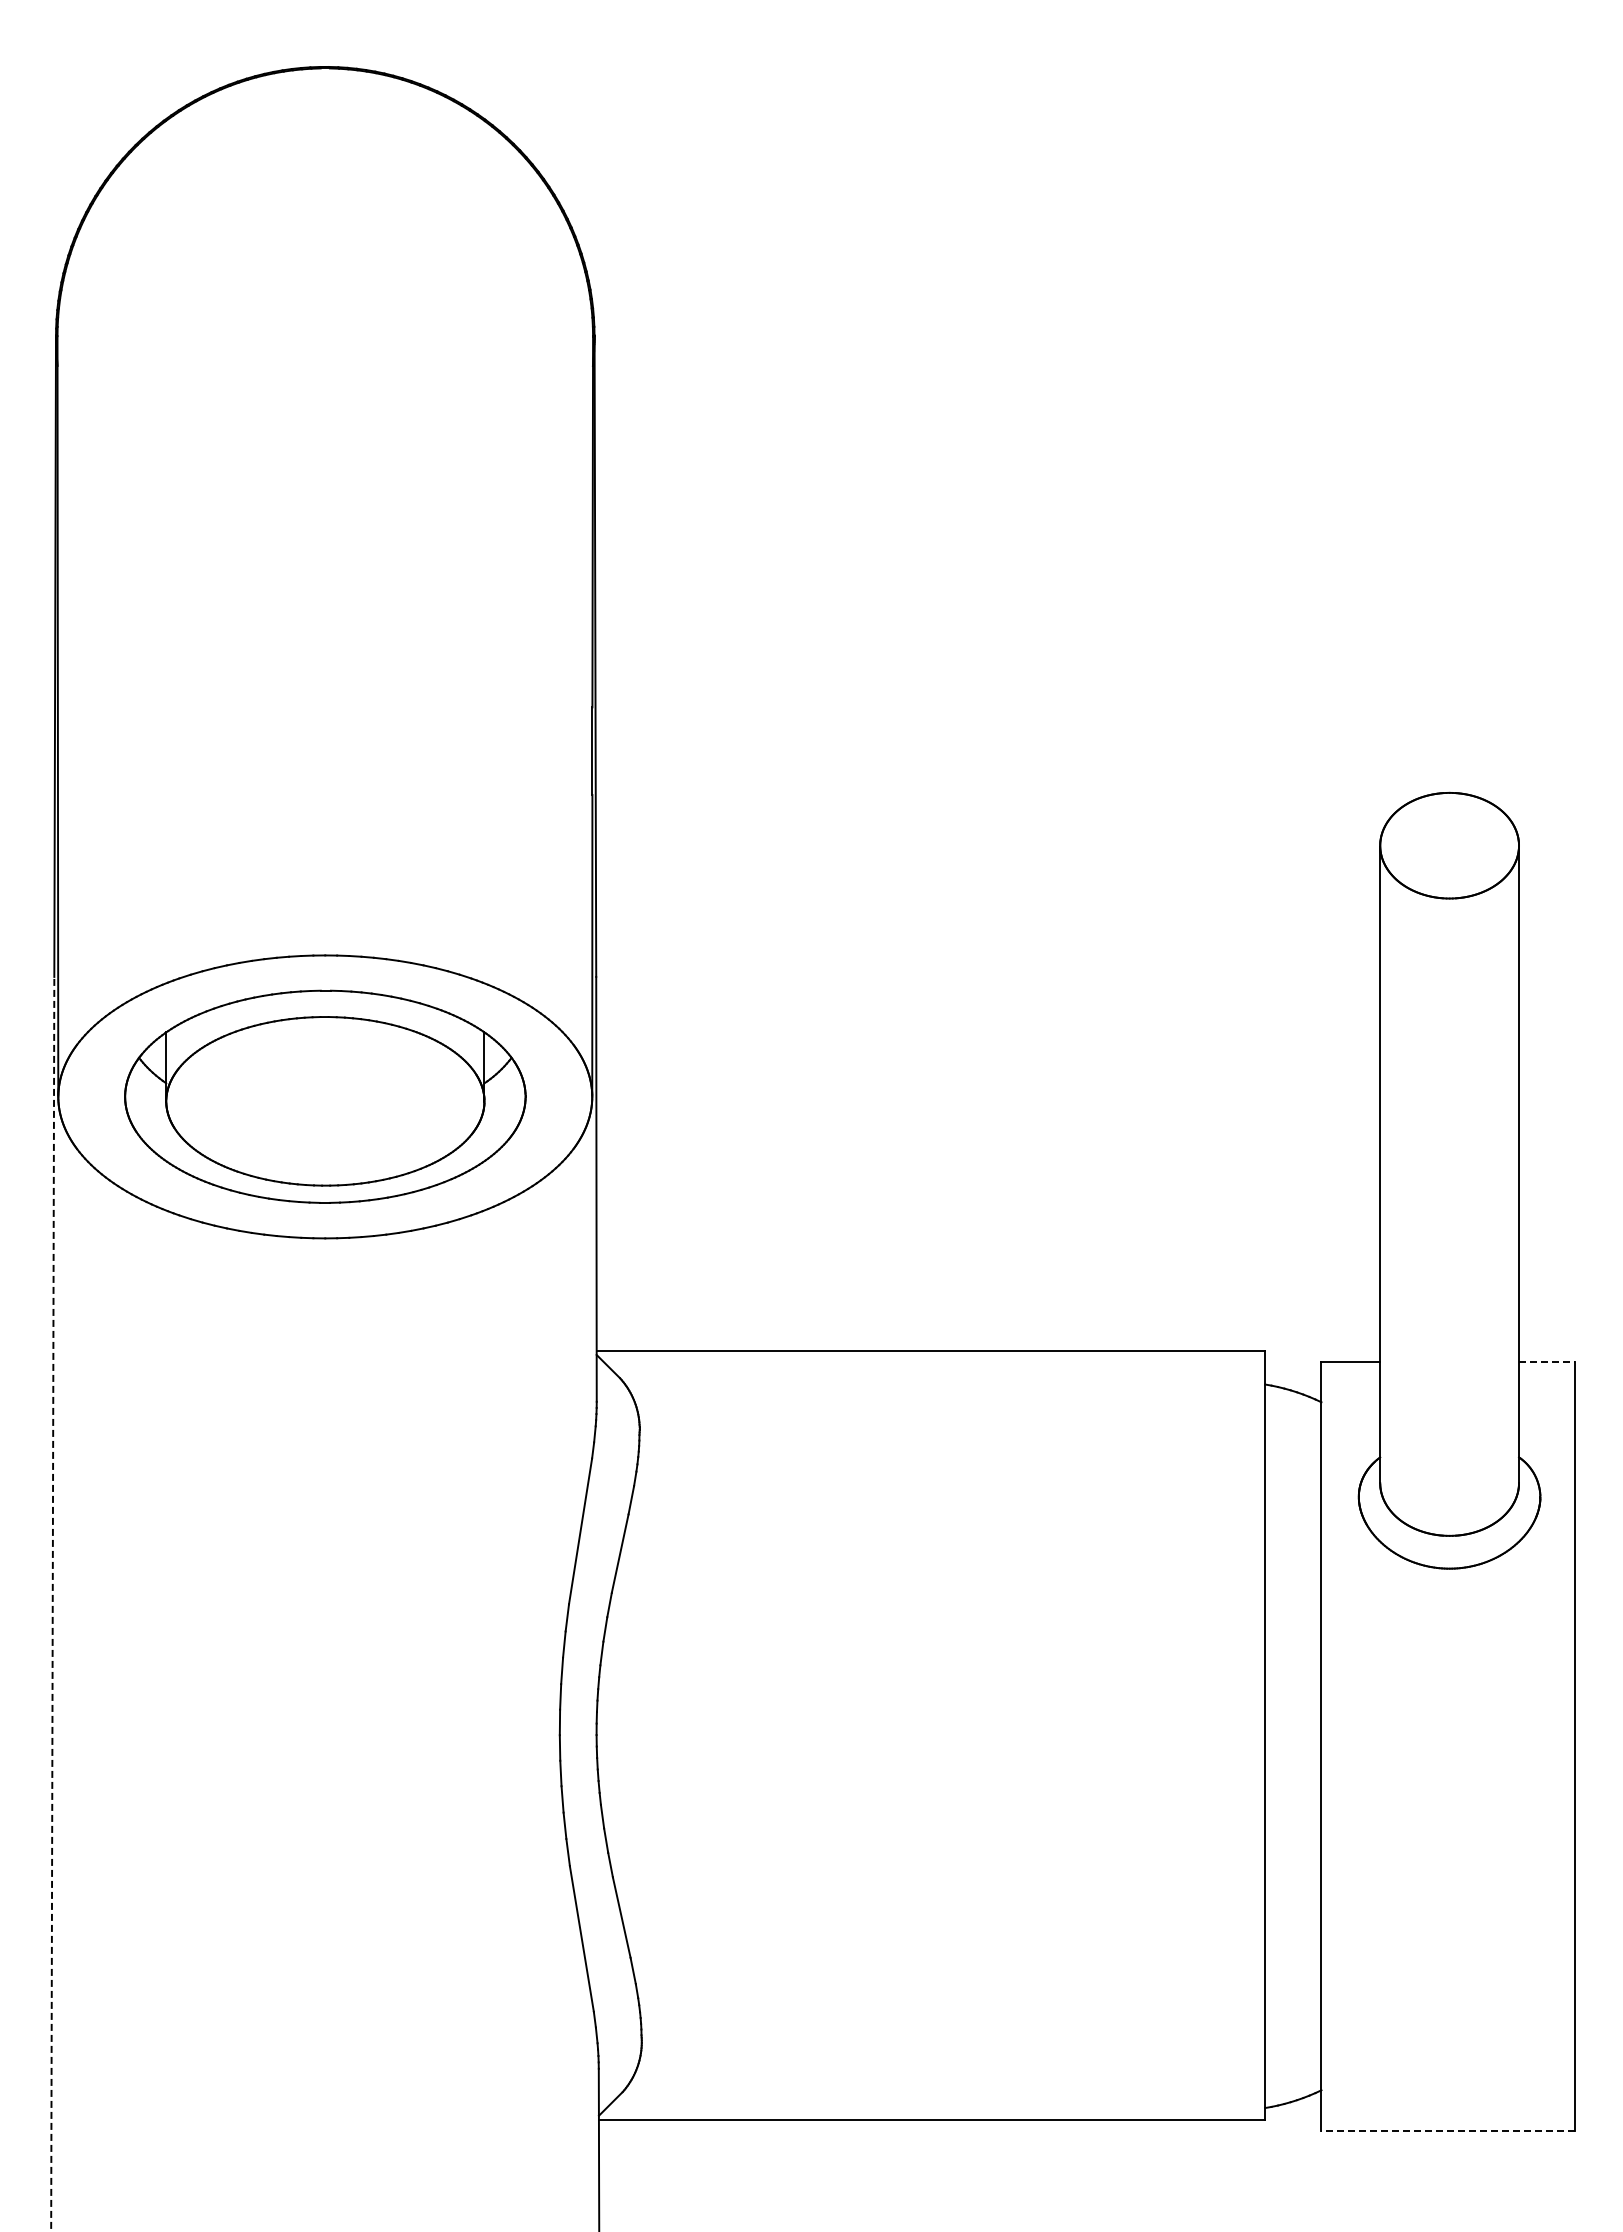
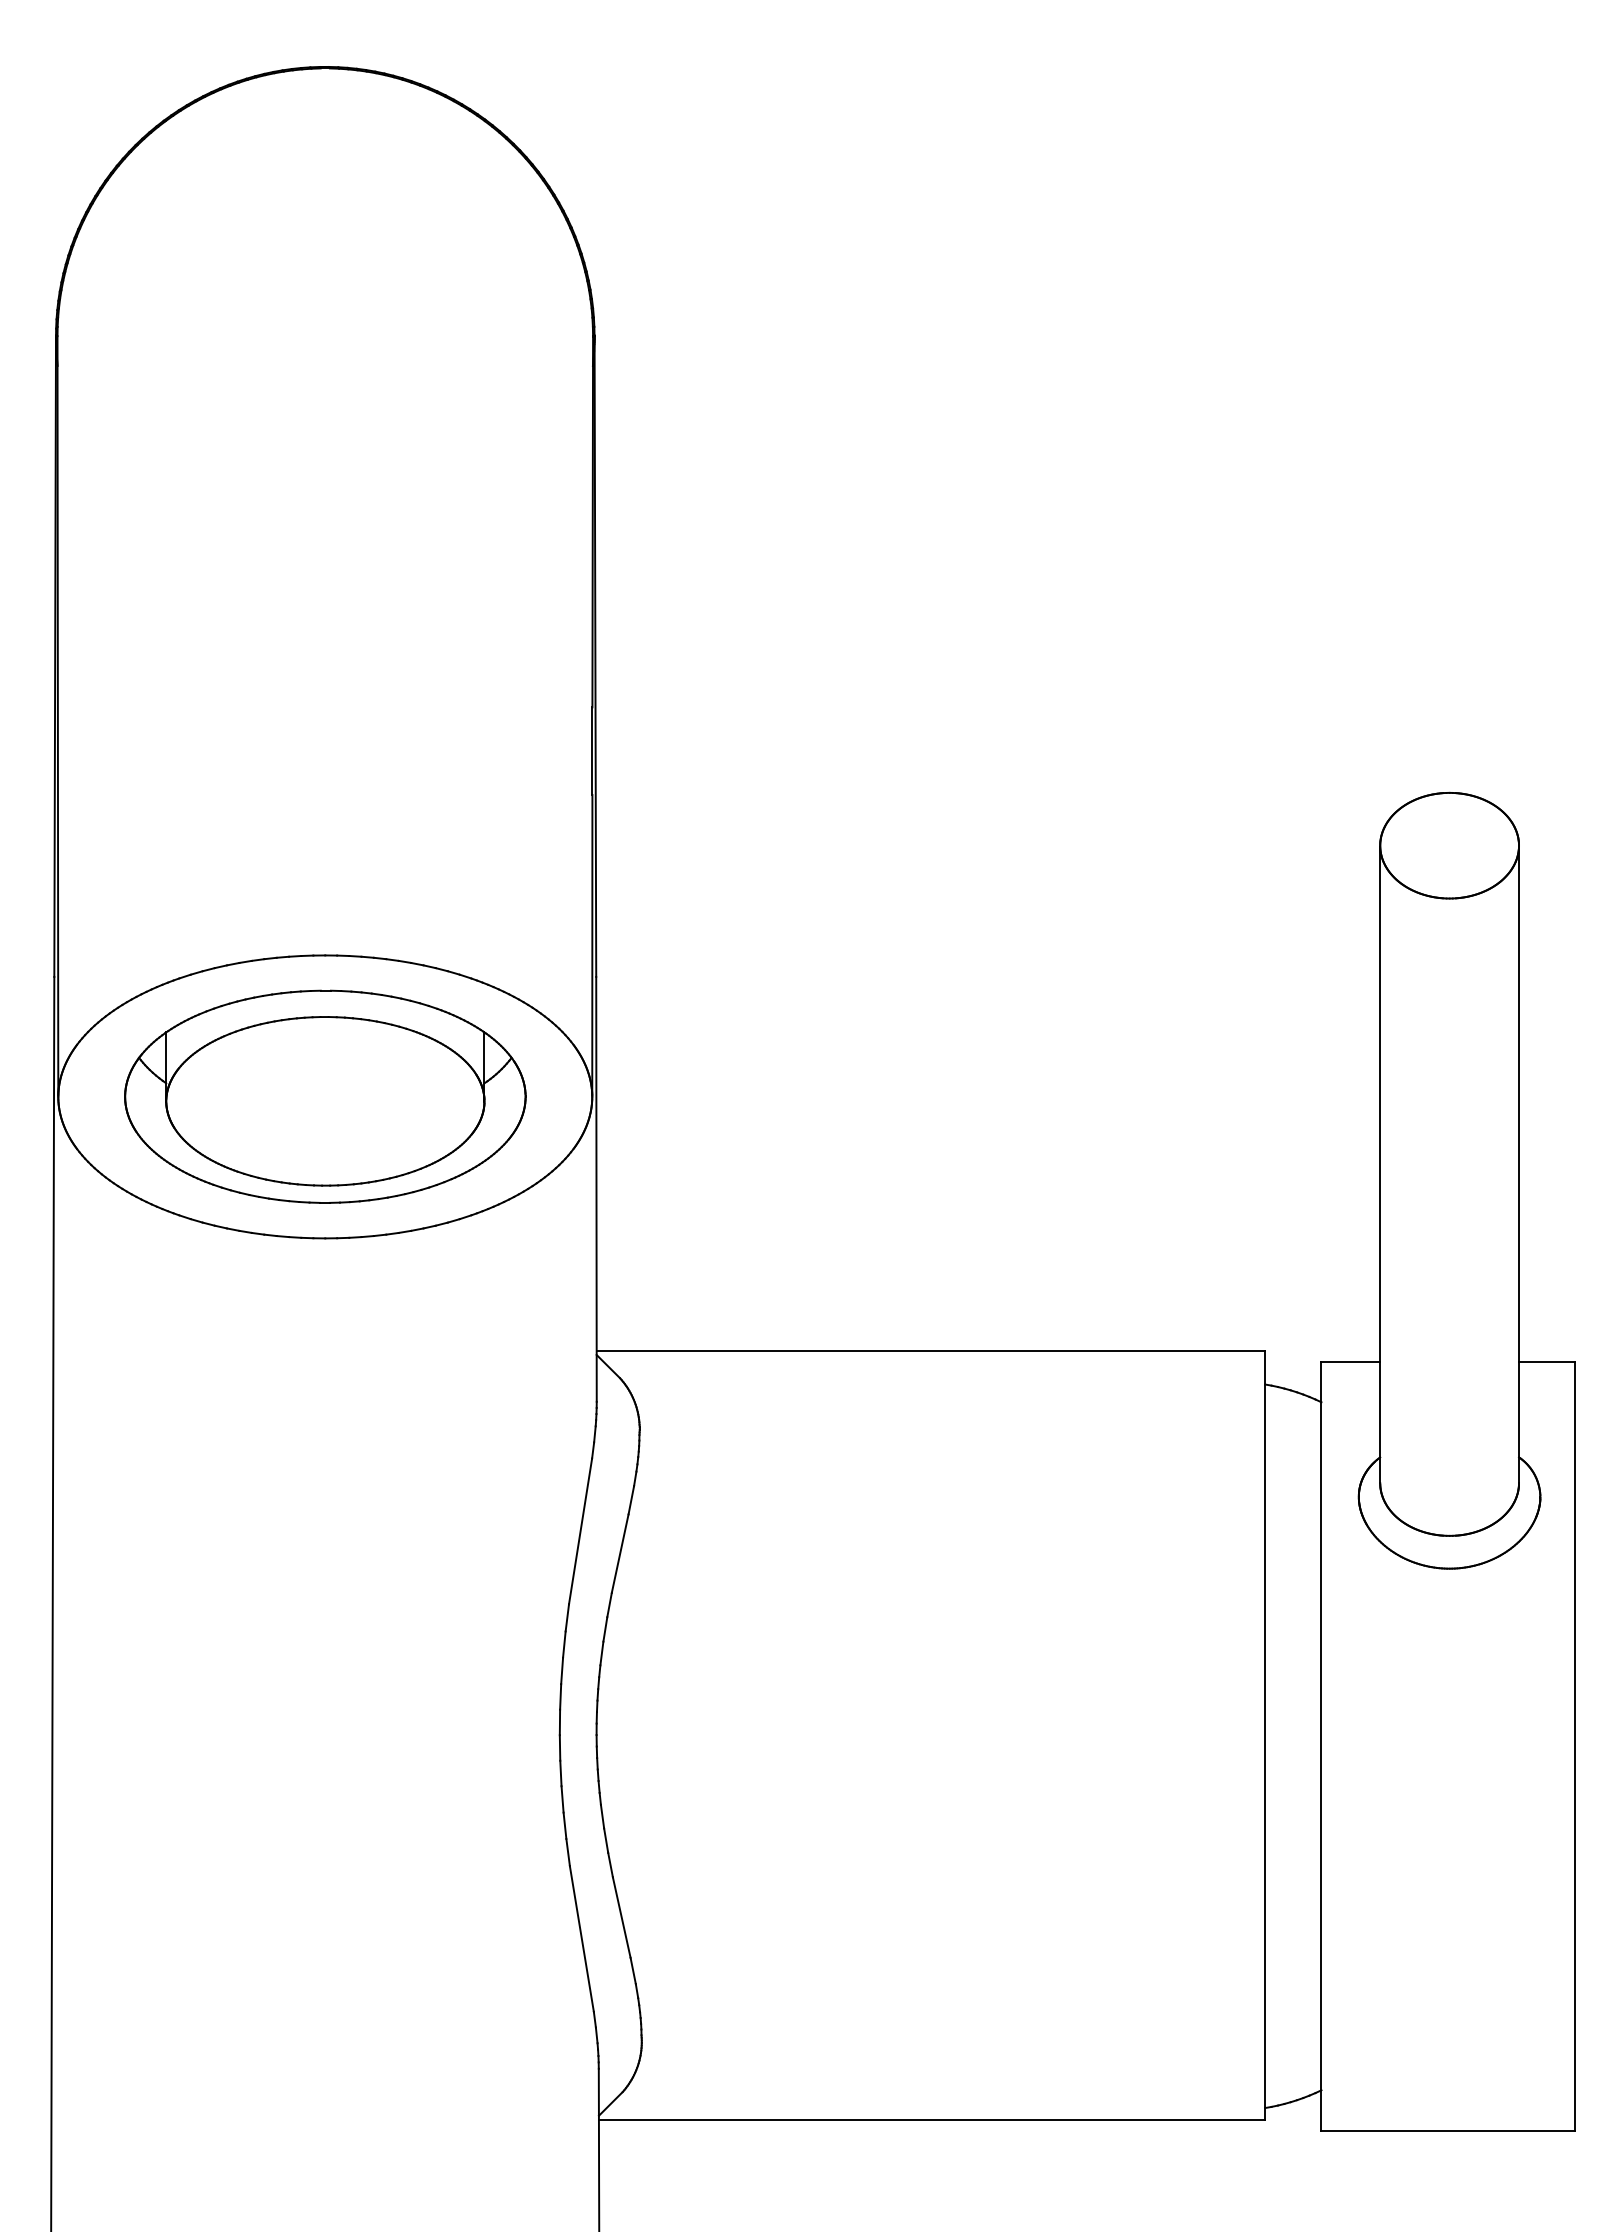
line: dashed -> solid (1546, 1361)
line: dashed -> solid (52, 1603)
line: dashed -> solid (1447, 2130)
